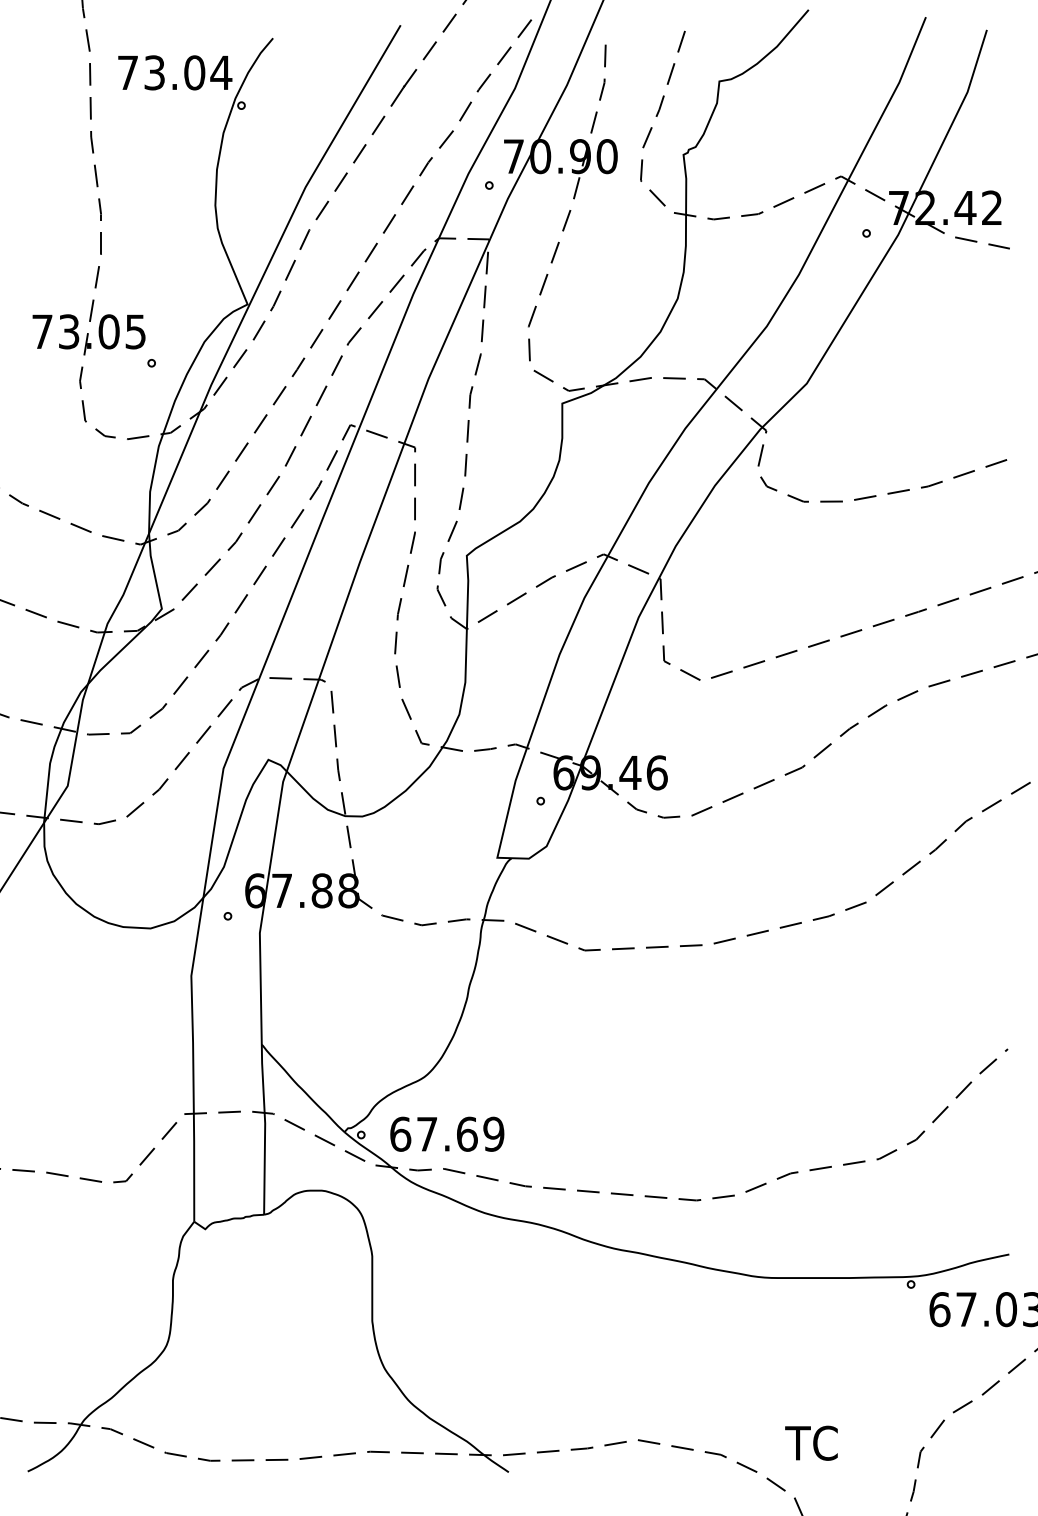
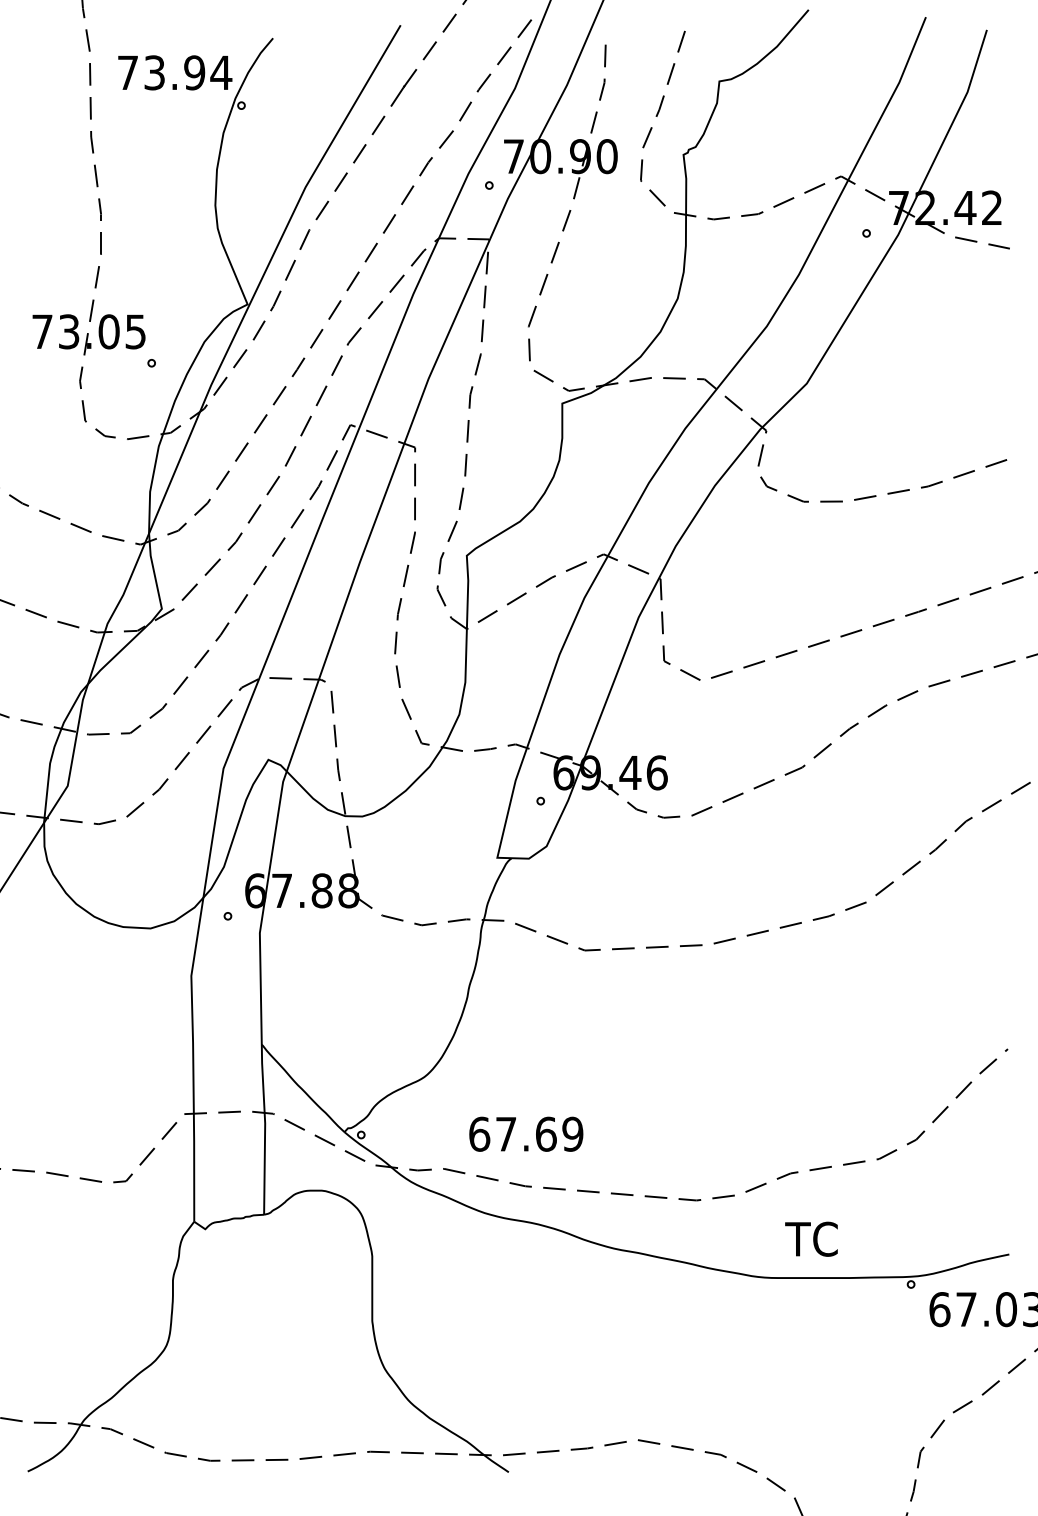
text: 73.04 -> 73.94 (194, 72)
text position: (447, 1133) -> (526, 1133) (526, 1133)
text position: (811, 1442) -> (811, 1238) (811, 1238)
